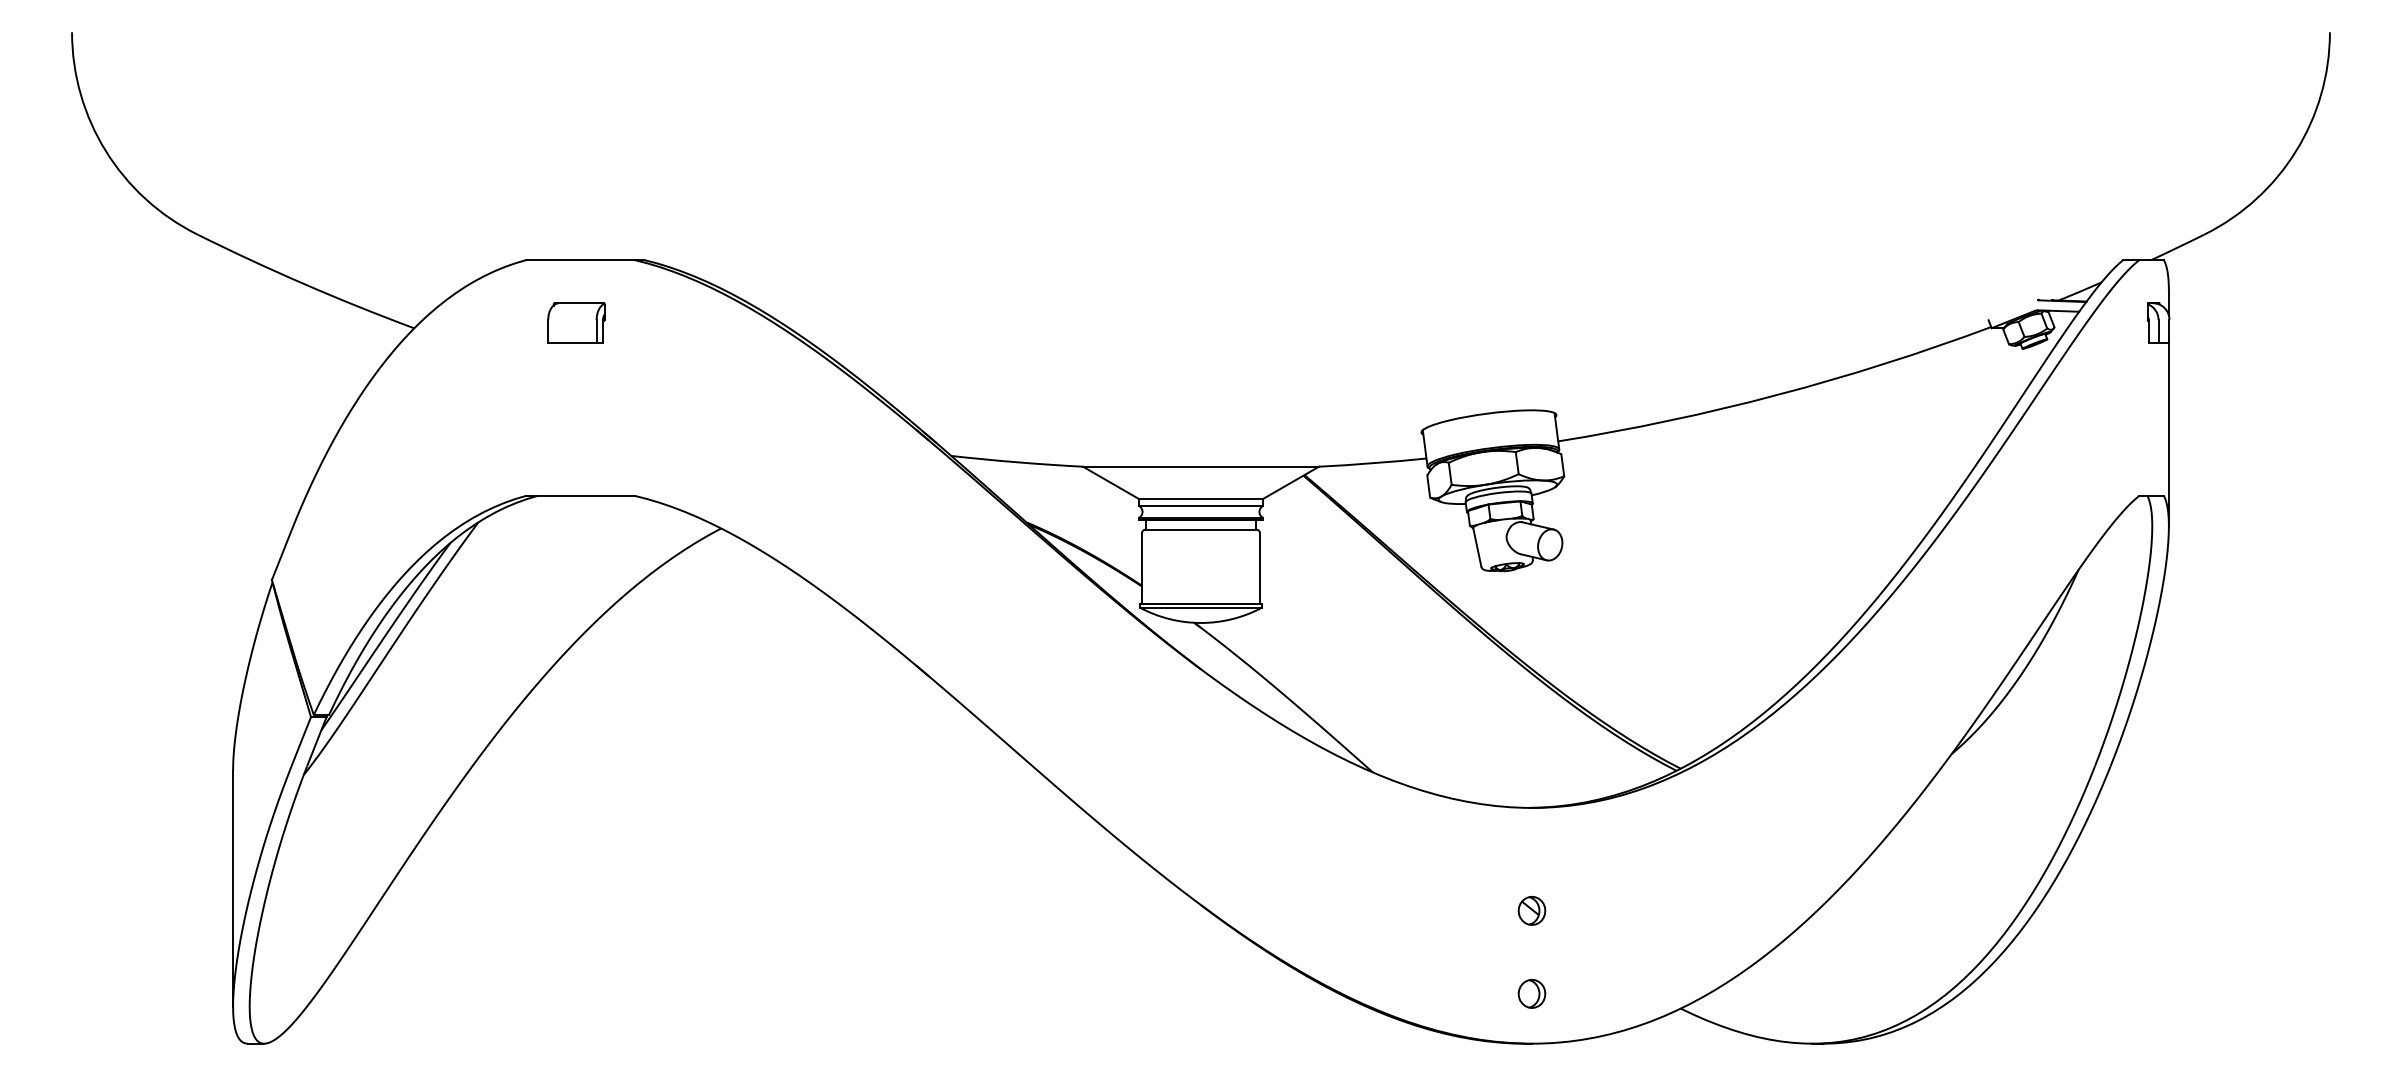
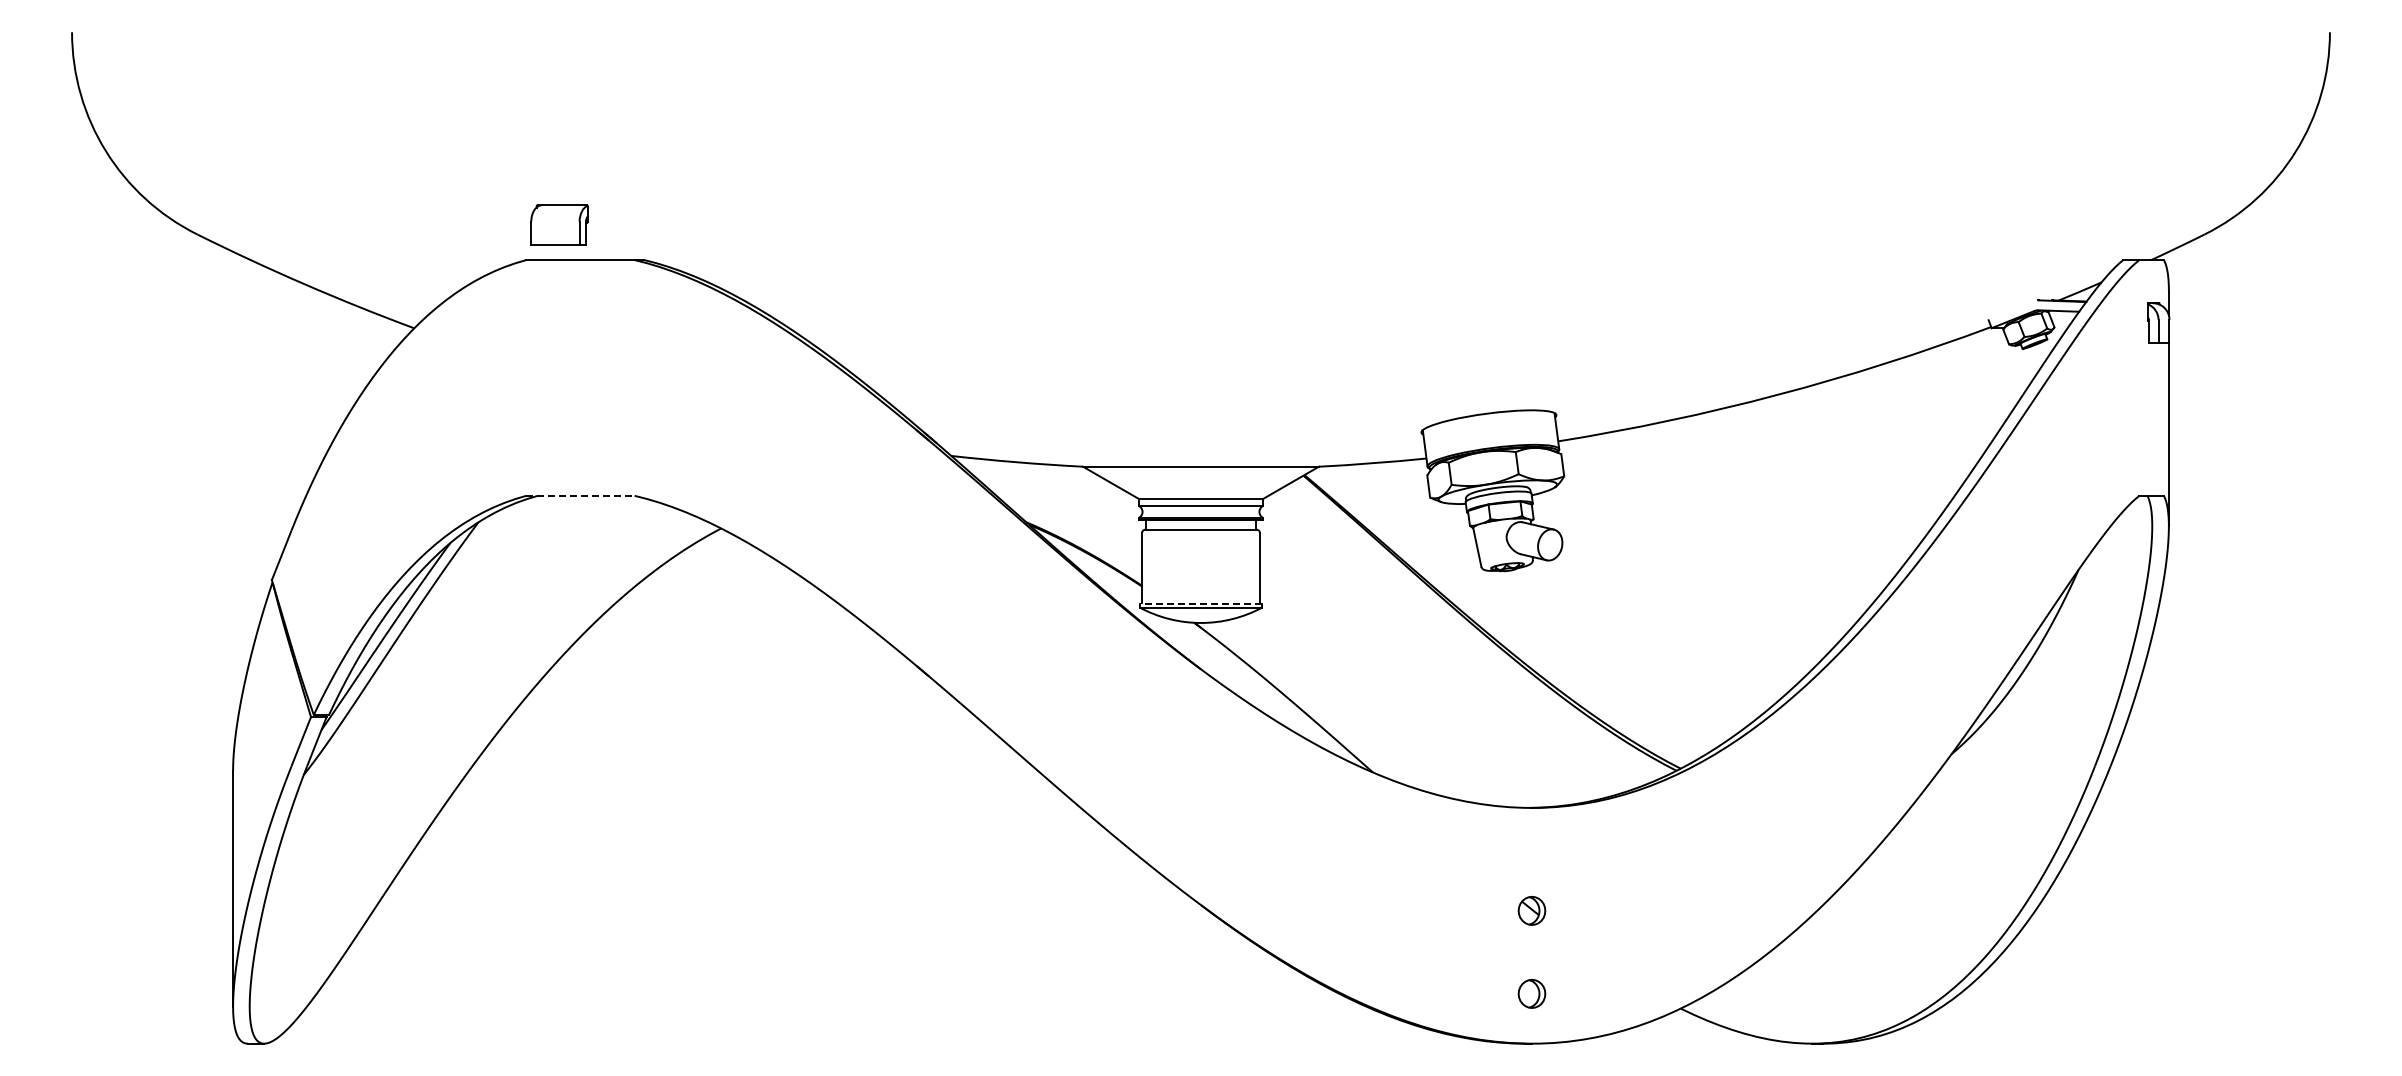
part position: (576, 322) -> (559, 224) (559, 224)
line: solid -> dashed (581, 495)
line: solid -> dashed (1200, 603)
